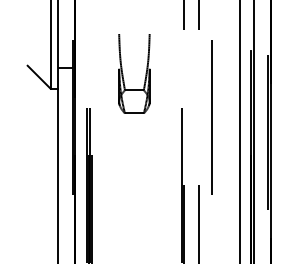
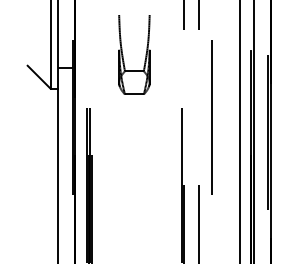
part position: (123, 73) -> (123, 54) (123, 54)
